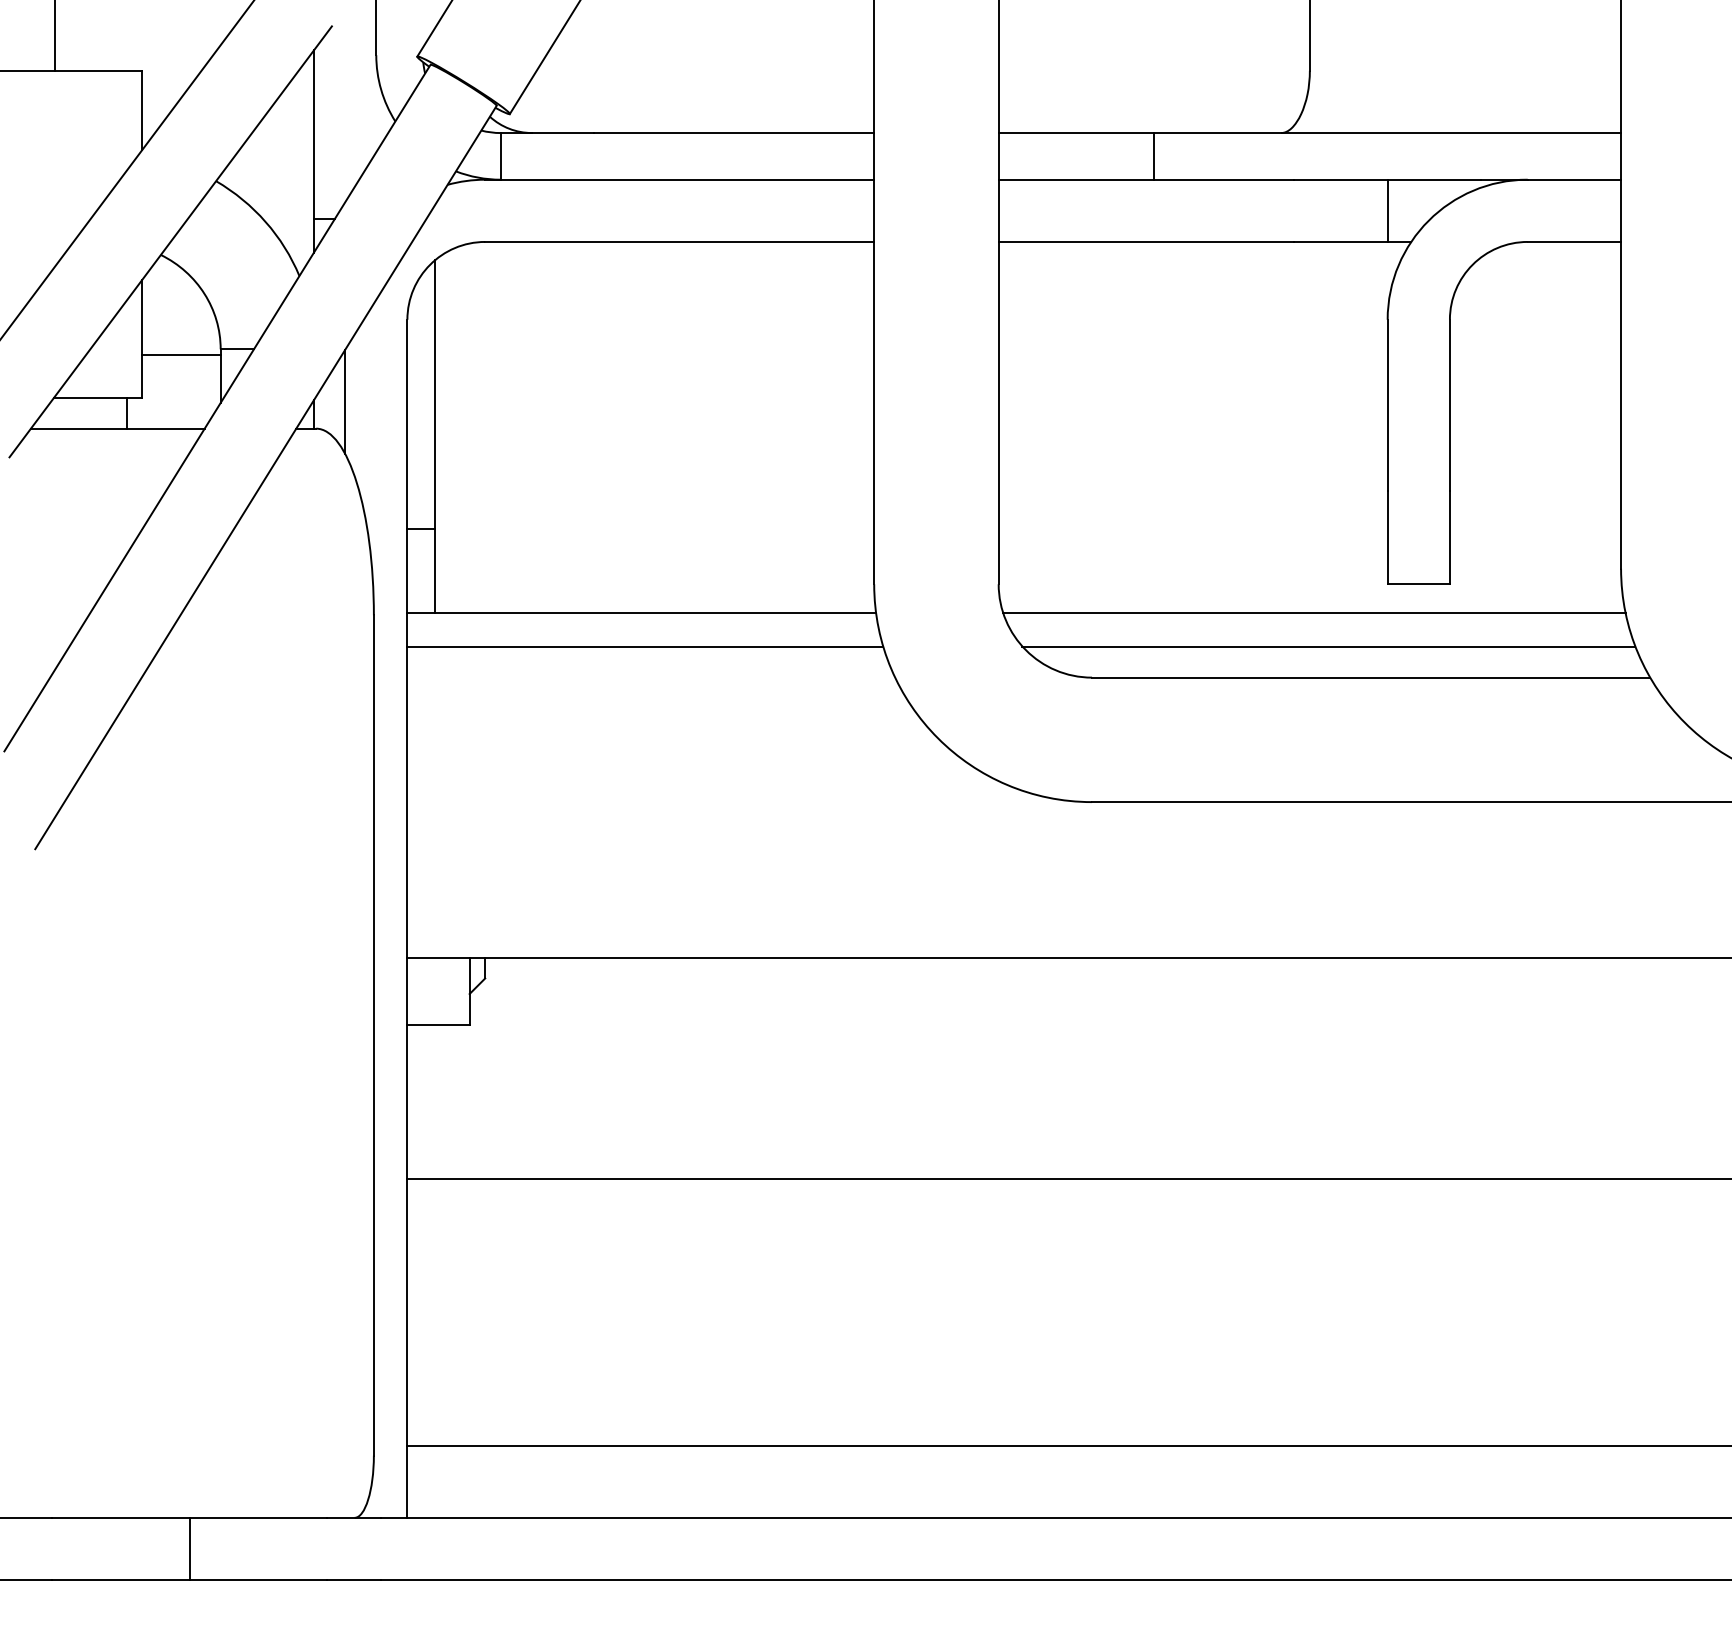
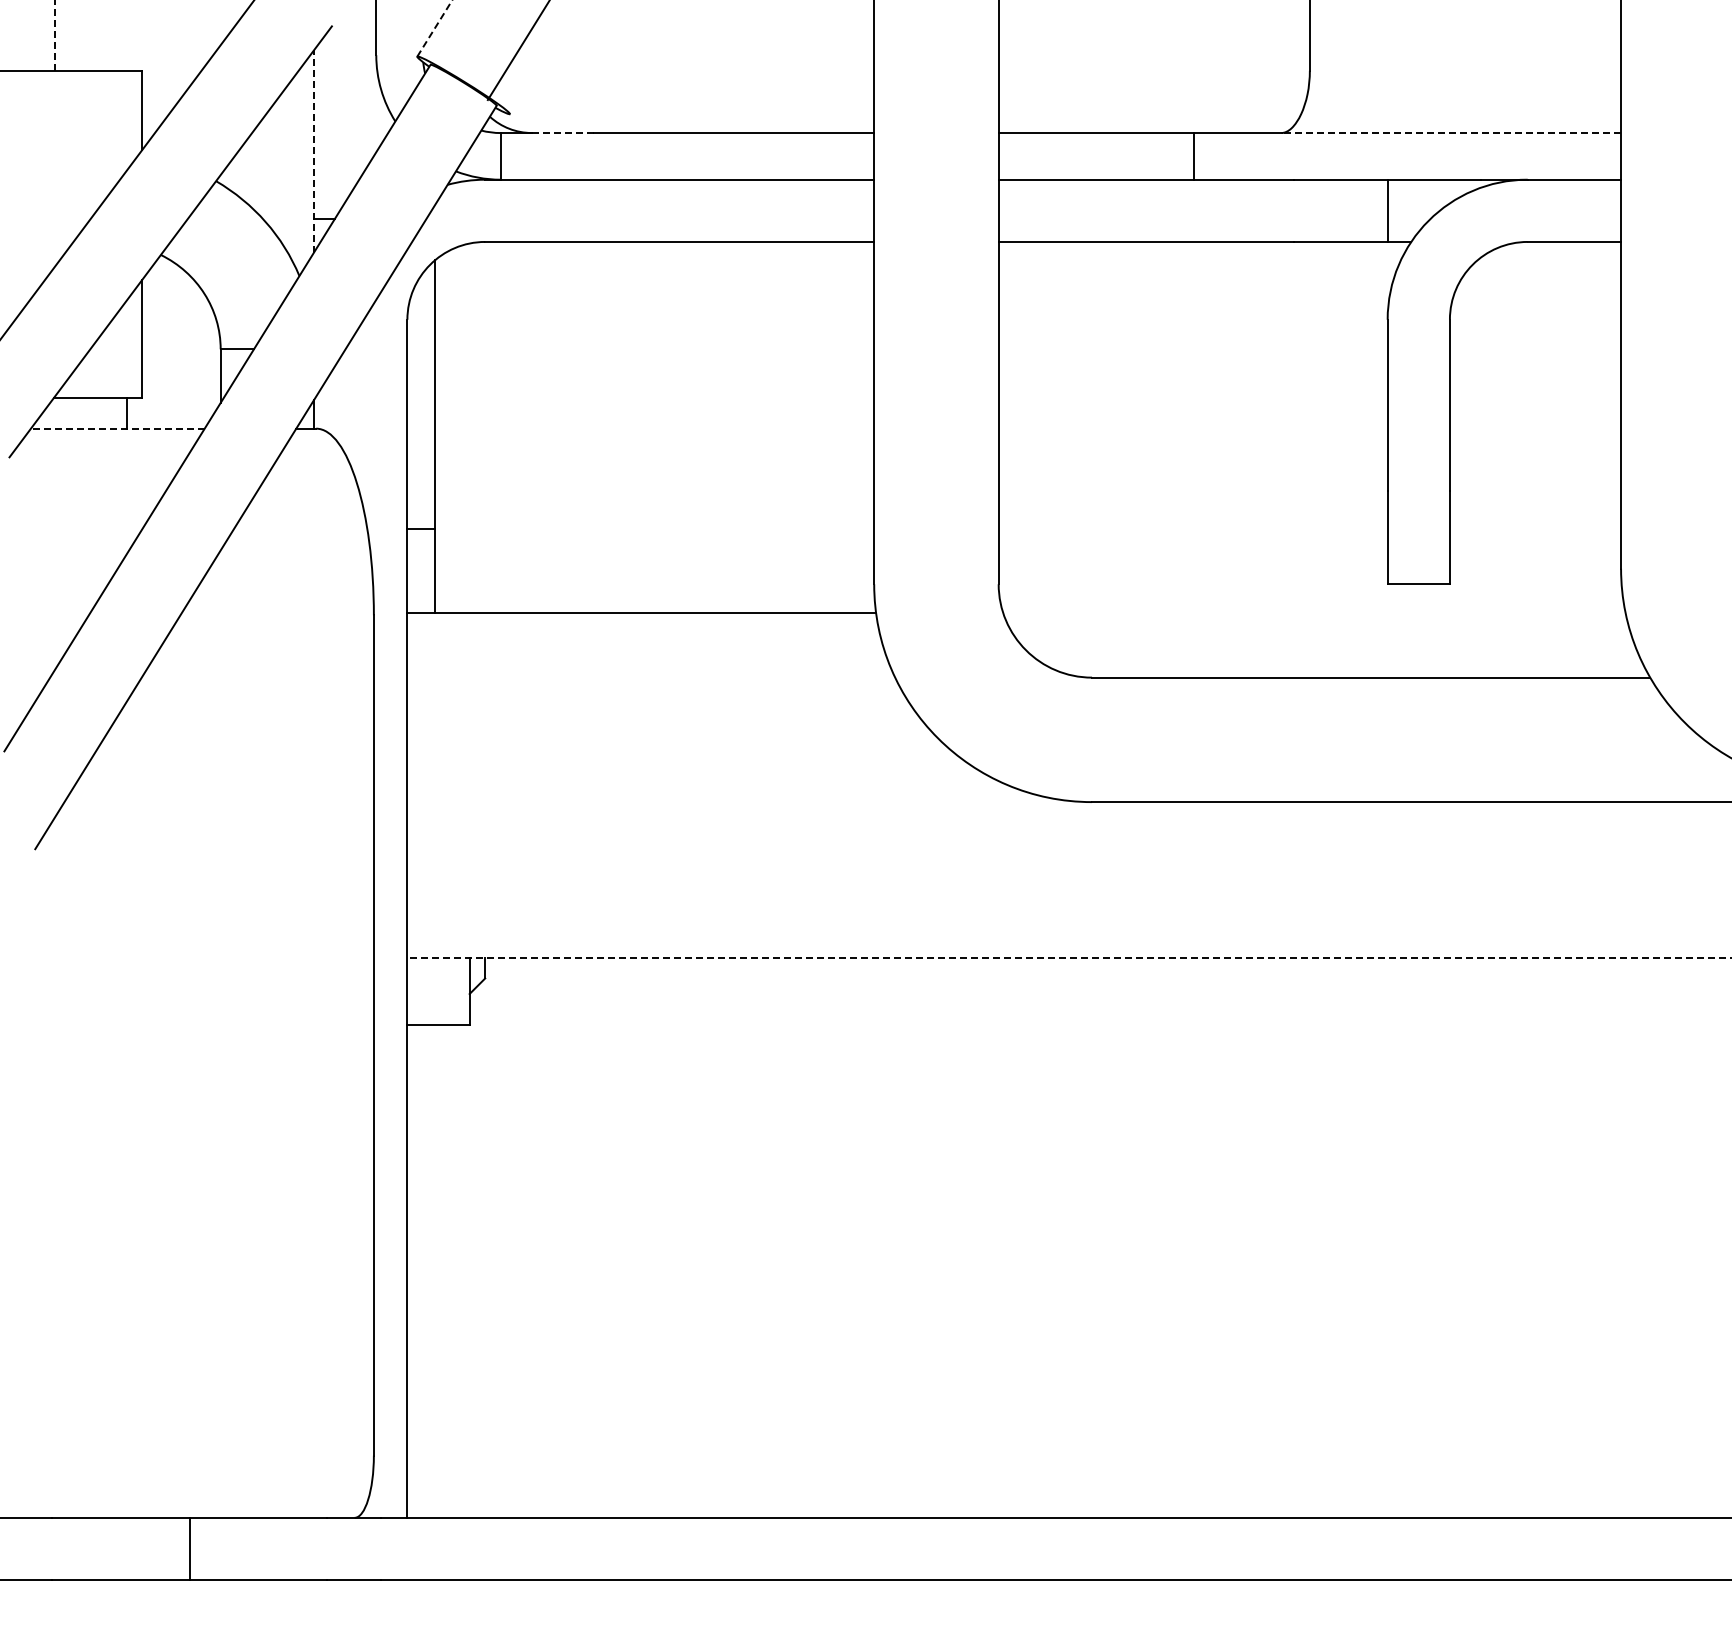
line: solid -> dashed (434, 28)
line: solid -> dashed (54, 35)
line position: (544, 58) -> (517, 51) (517, 51)
line: solid -> dashed (562, 133)
line: solid -> dashed (1451, 133)
line: solid -> dashed (314, 150)
line position: (1154, 156) -> (1194, 156) (1194, 156)
line: present -> none (181, 355)
line: present -> none (345, 401)
line: solid -> dashed (117, 428)
line: present -> none (1314, 612)
line: present -> none (645, 646)
line: present -> none (1328, 646)
line: solid -> dashed (1069, 957)
line: present -> none (1067, 1178)
line: present -> none (1067, 1446)
